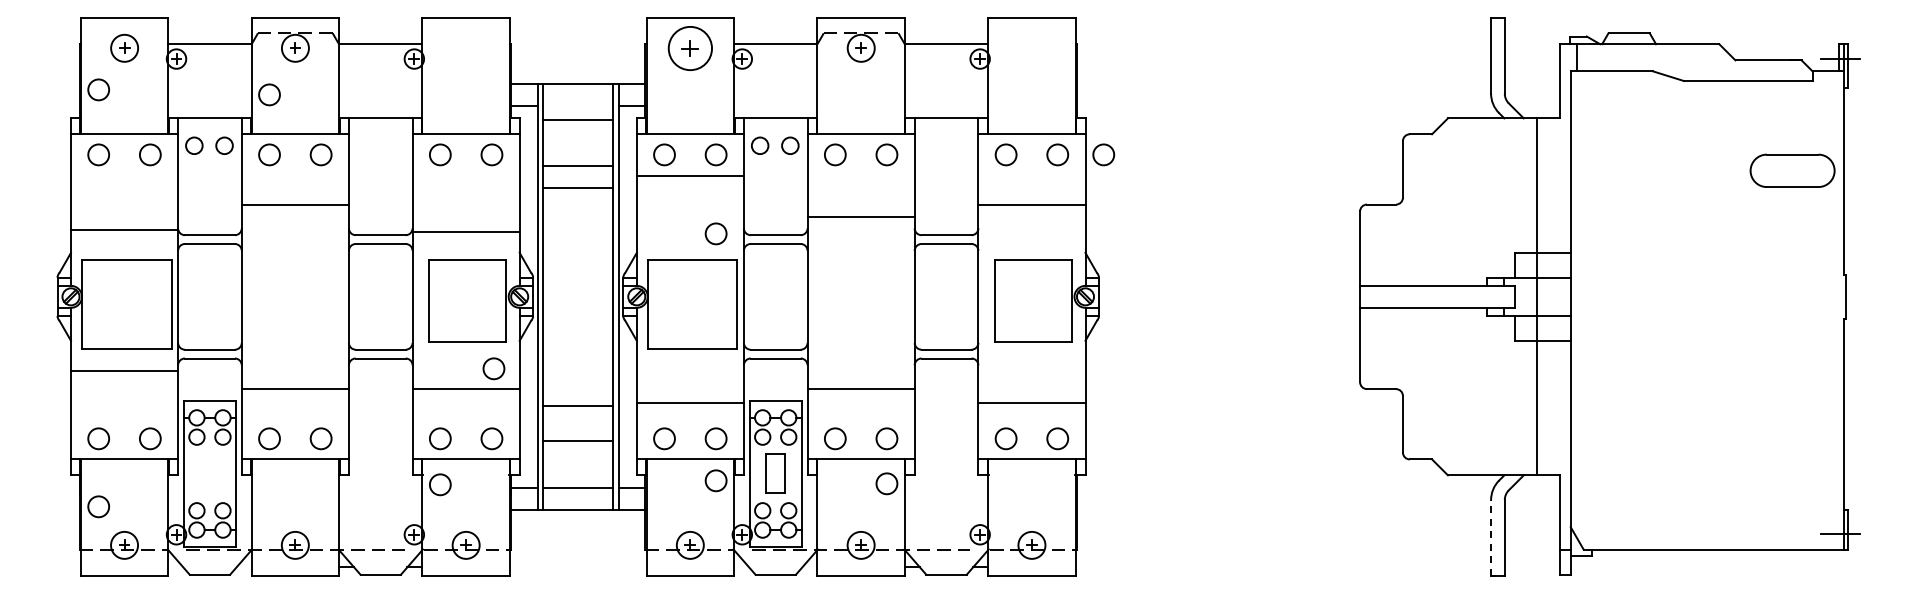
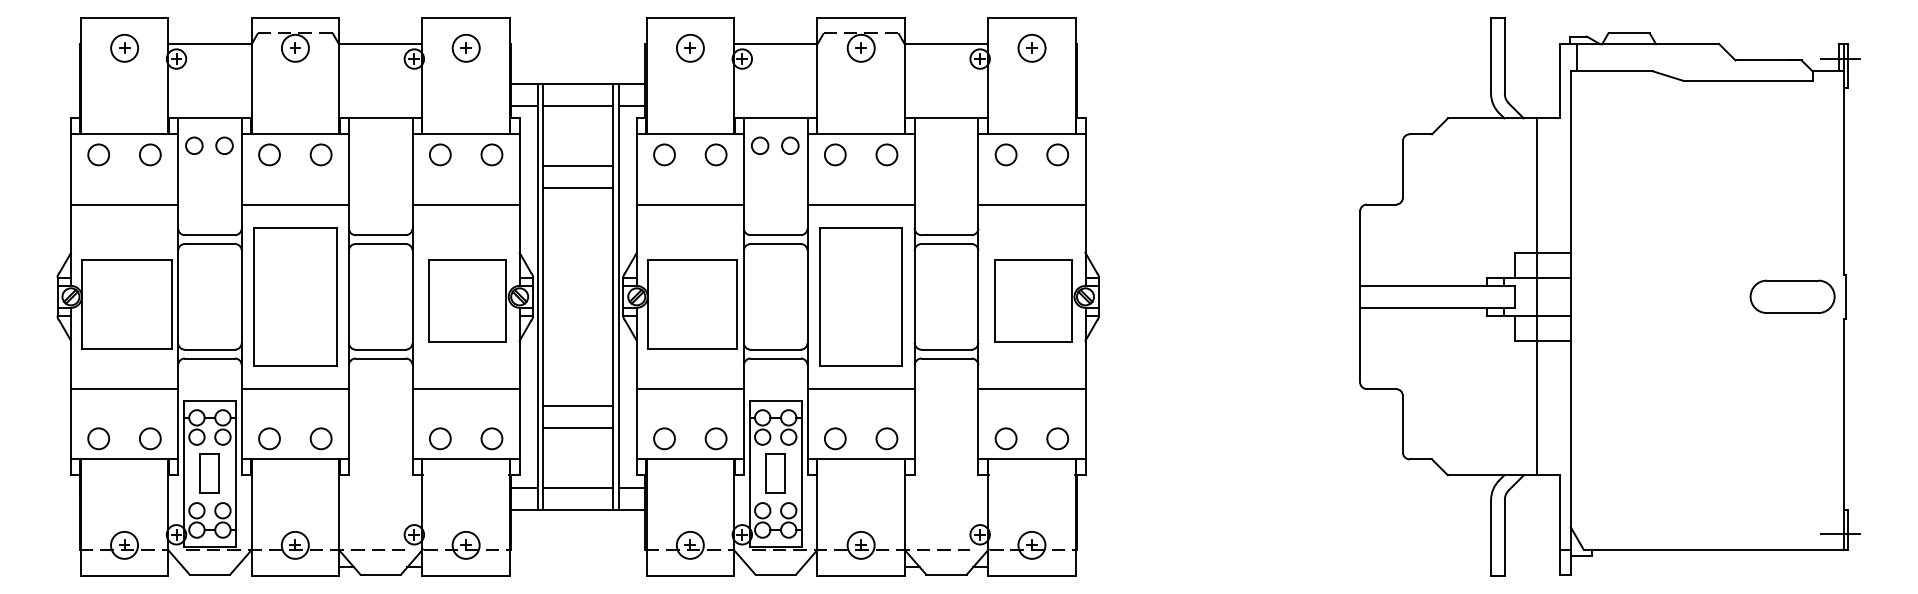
part: none -> present (465, 47)
part: none -> present (1031, 47)
part size: 46x45 px -> 29x30 px (690, 47)
circle: present -> none (98, 89)
circle: present -> none (269, 94)
line position: (578, 119) -> (578, 105) (578, 105)
circle: present -> none (1103, 154)
part position: (1792, 170) -> (1792, 296) (1792, 296)
line position: (689, 175) -> (689, 204) (689, 204)
line position: (860, 216) -> (860, 204) (860, 204)
line position: (124, 229) -> (124, 204) (124, 204)
line position: (465, 231) -> (465, 204) (465, 204)
circle: present -> none (715, 233)
part: none -> present (295, 296)
part: none -> present (860, 296)
circle: present -> none (493, 368)
line position: (124, 371) -> (124, 389) (124, 389)
line position: (689, 403) -> (689, 389) (689, 389)
line position: (1031, 403) -> (1031, 389) (1031, 389)
line position: (578, 440) -> (578, 427) (578, 427)
part: none -> present (209, 473)
circle: present -> none (715, 480)
circle: present -> none (886, 483)
circle: present -> none (440, 484)
circle: present -> none (98, 506)
line: dashed -> solid (1491, 537)
